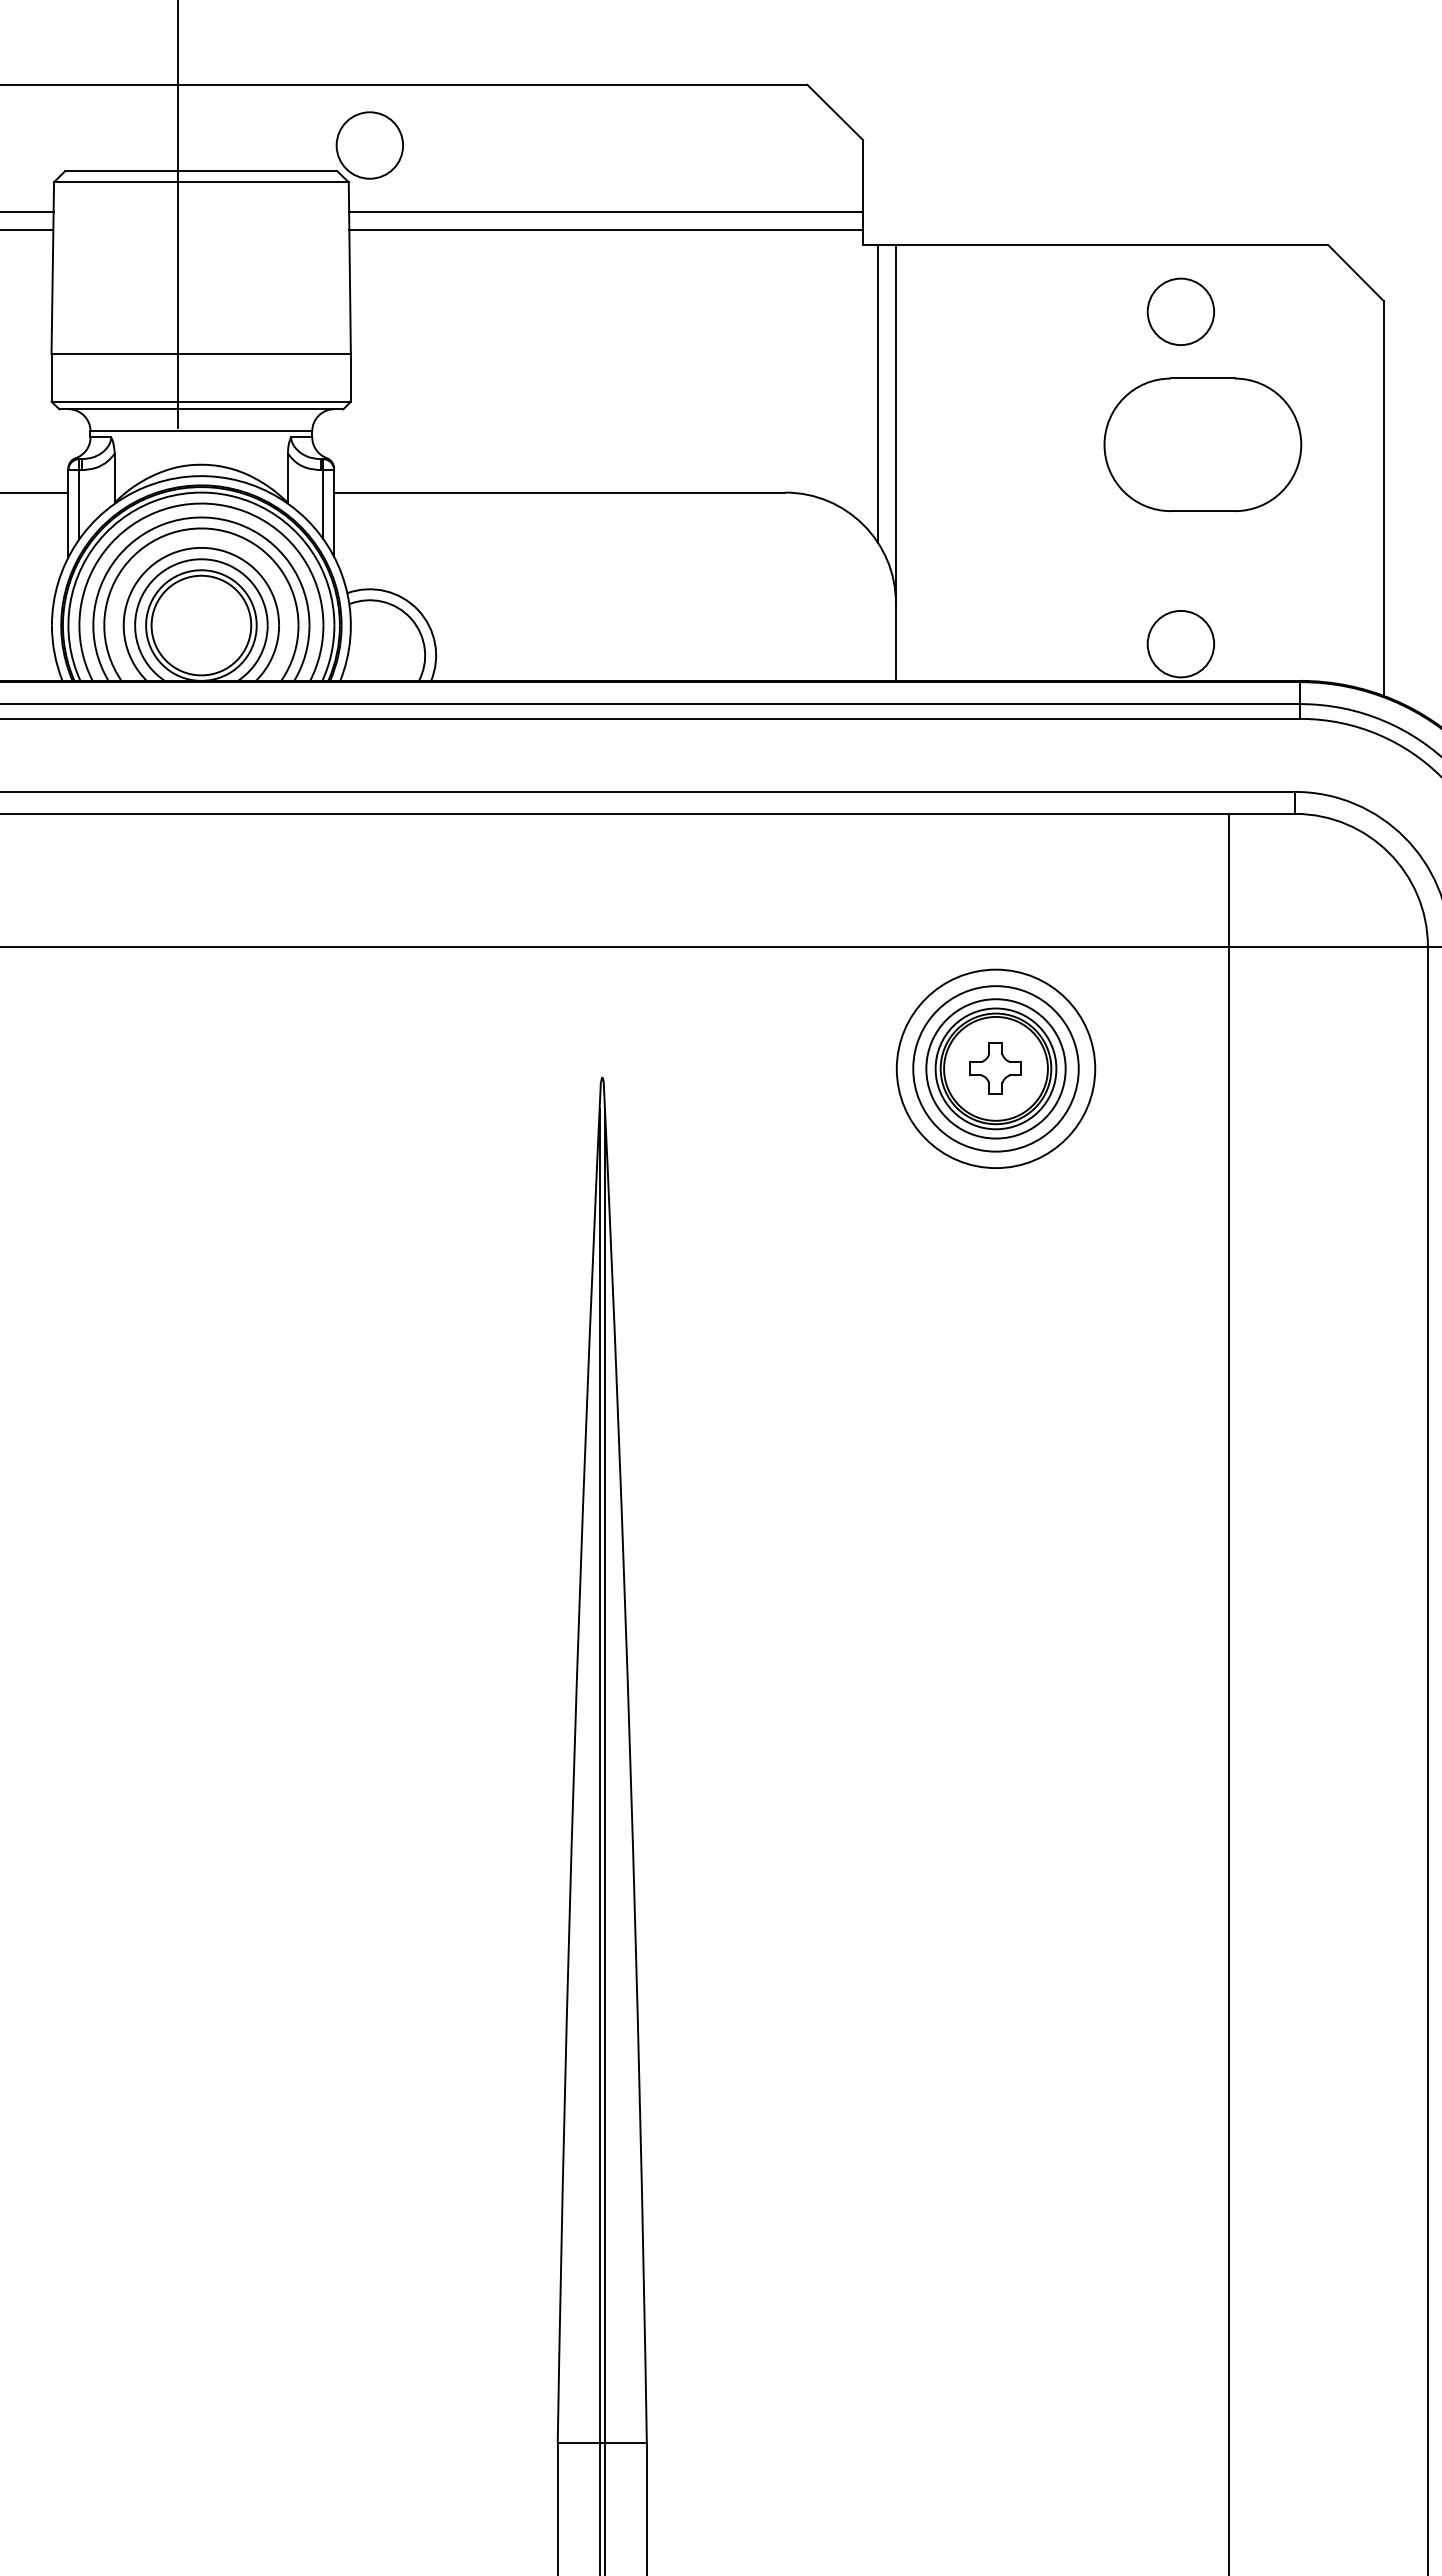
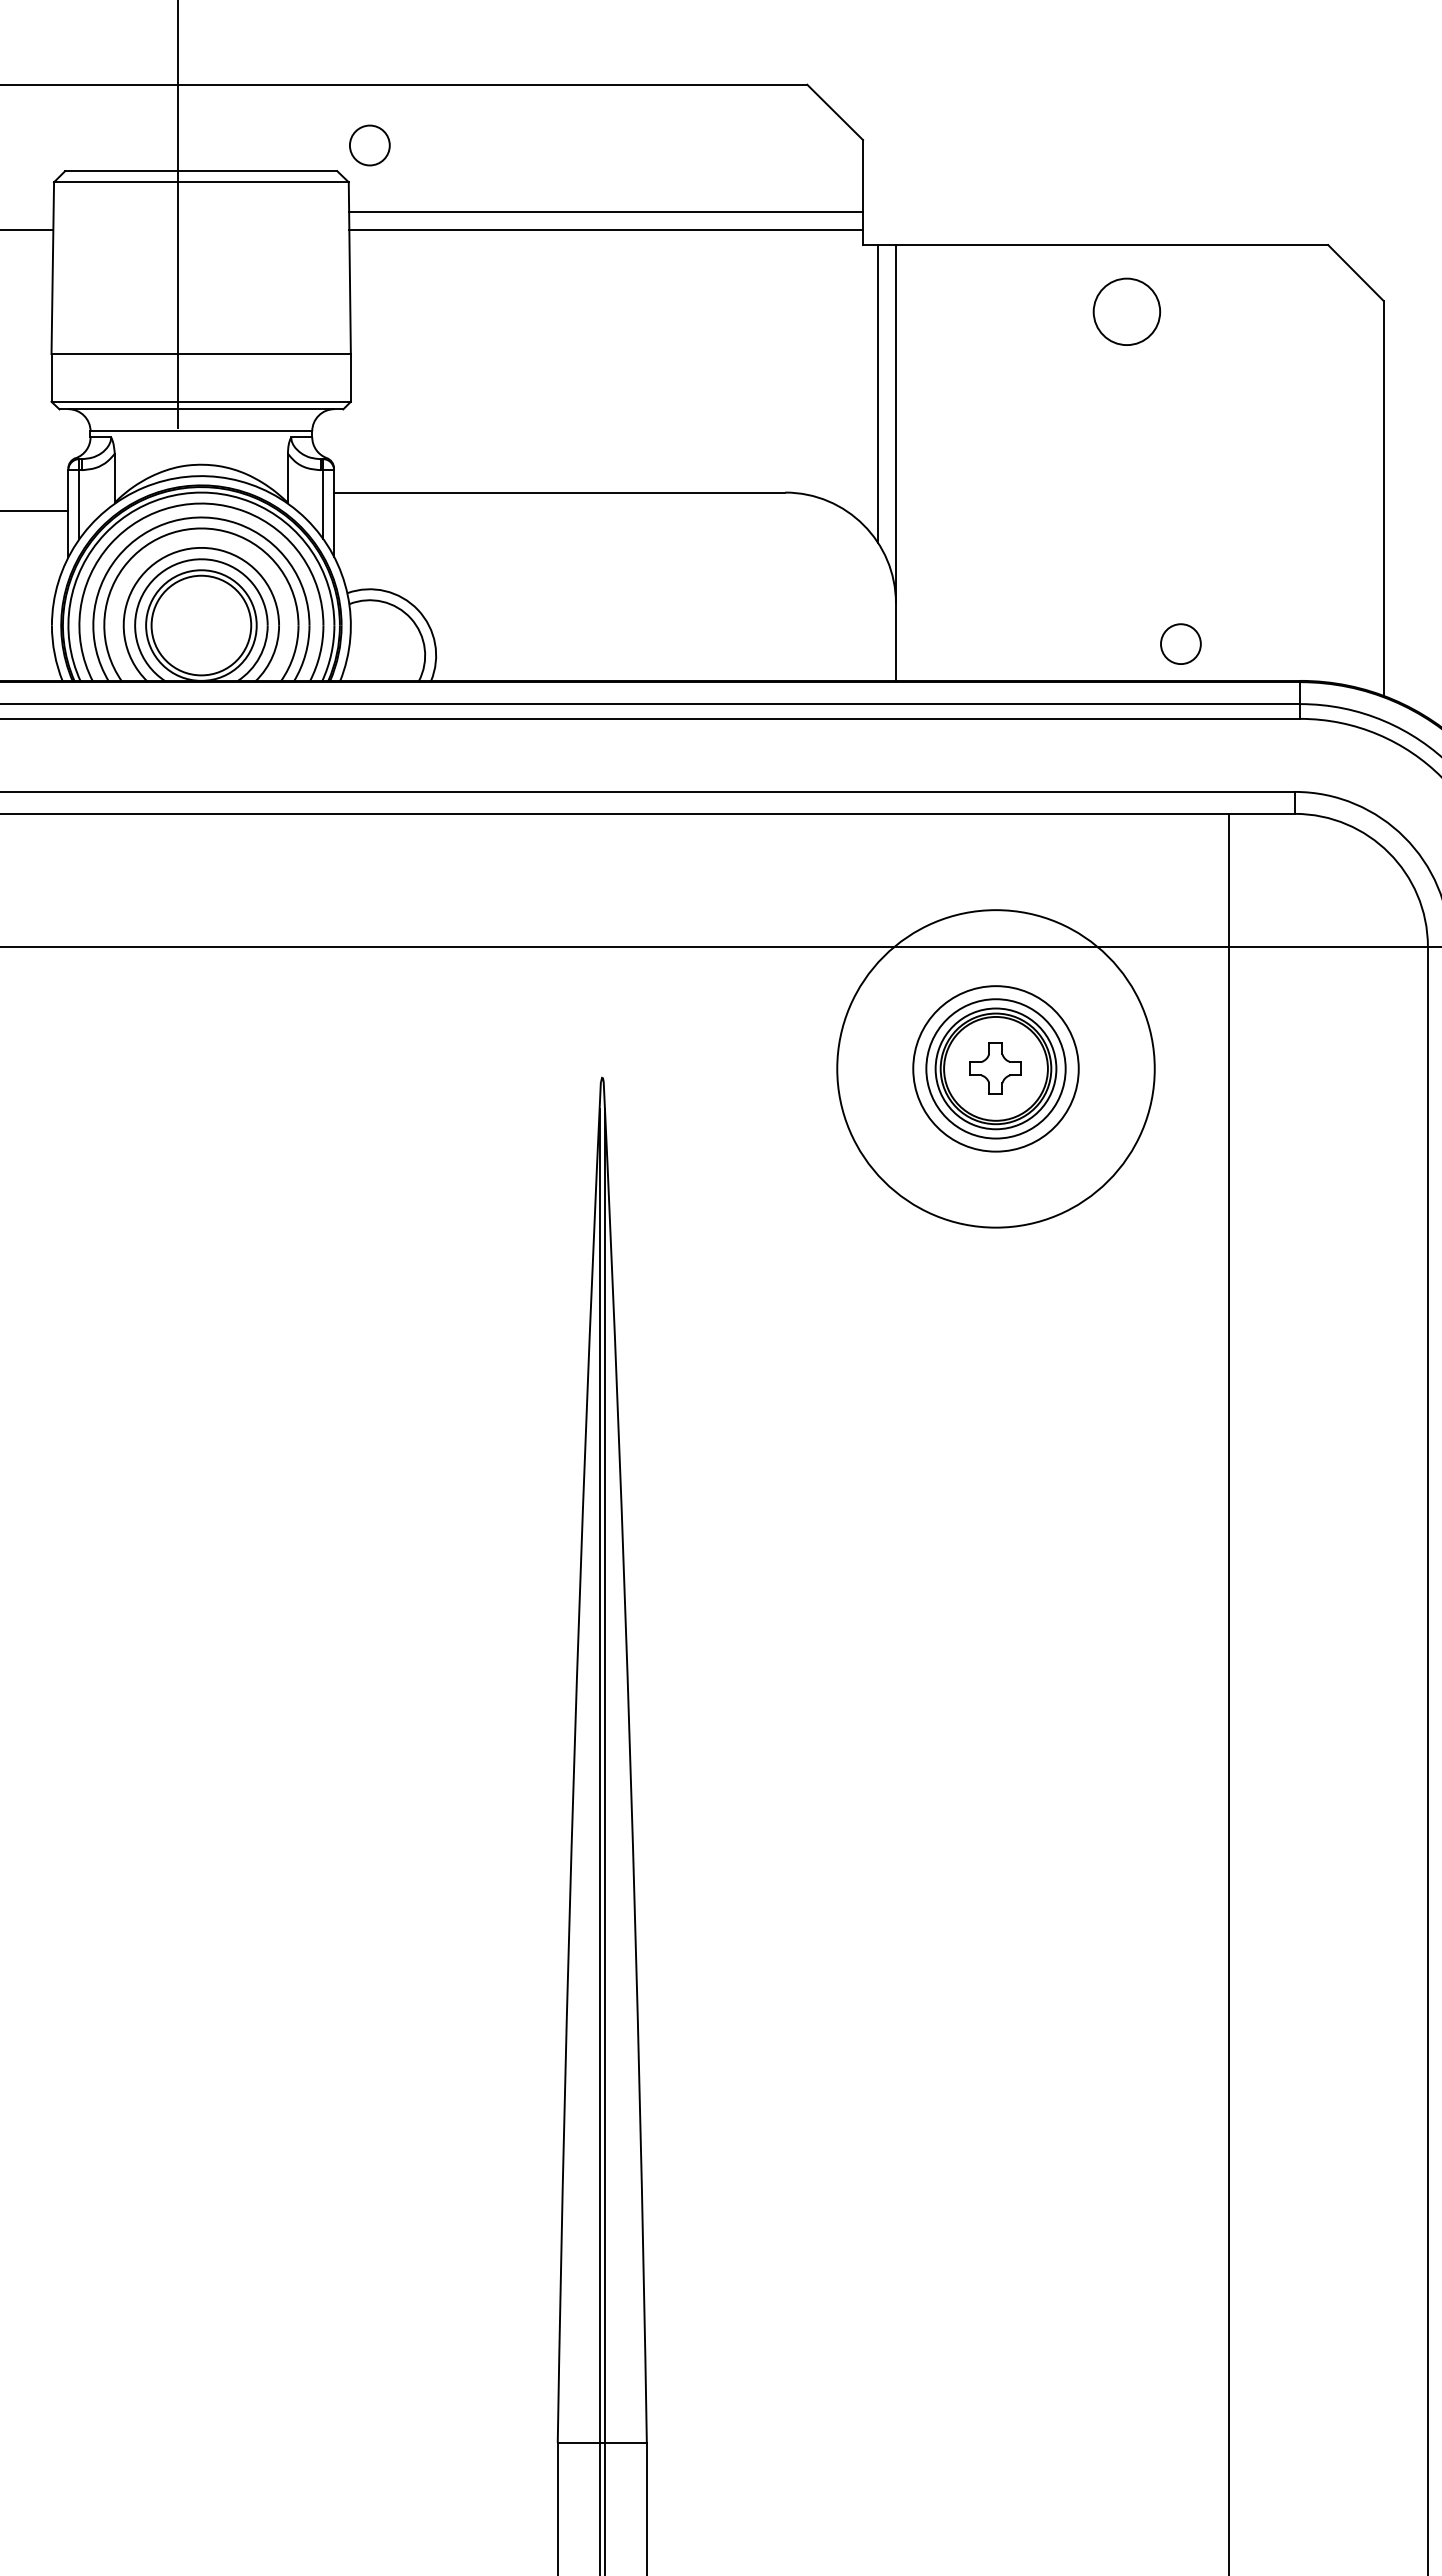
circle diameter: 66 px -> 40 px (369, 145)
line: present -> none (27, 212)
circle position: (1180, 311) -> (1126, 311) (1126, 311)
part: present -> none (1202, 444)
line position: (35, 492) -> (35, 510) (35, 510)
circle diameter: 66 px -> 40 px (1180, 644)
circle diameter: 198 px -> 317 px (995, 1068)
